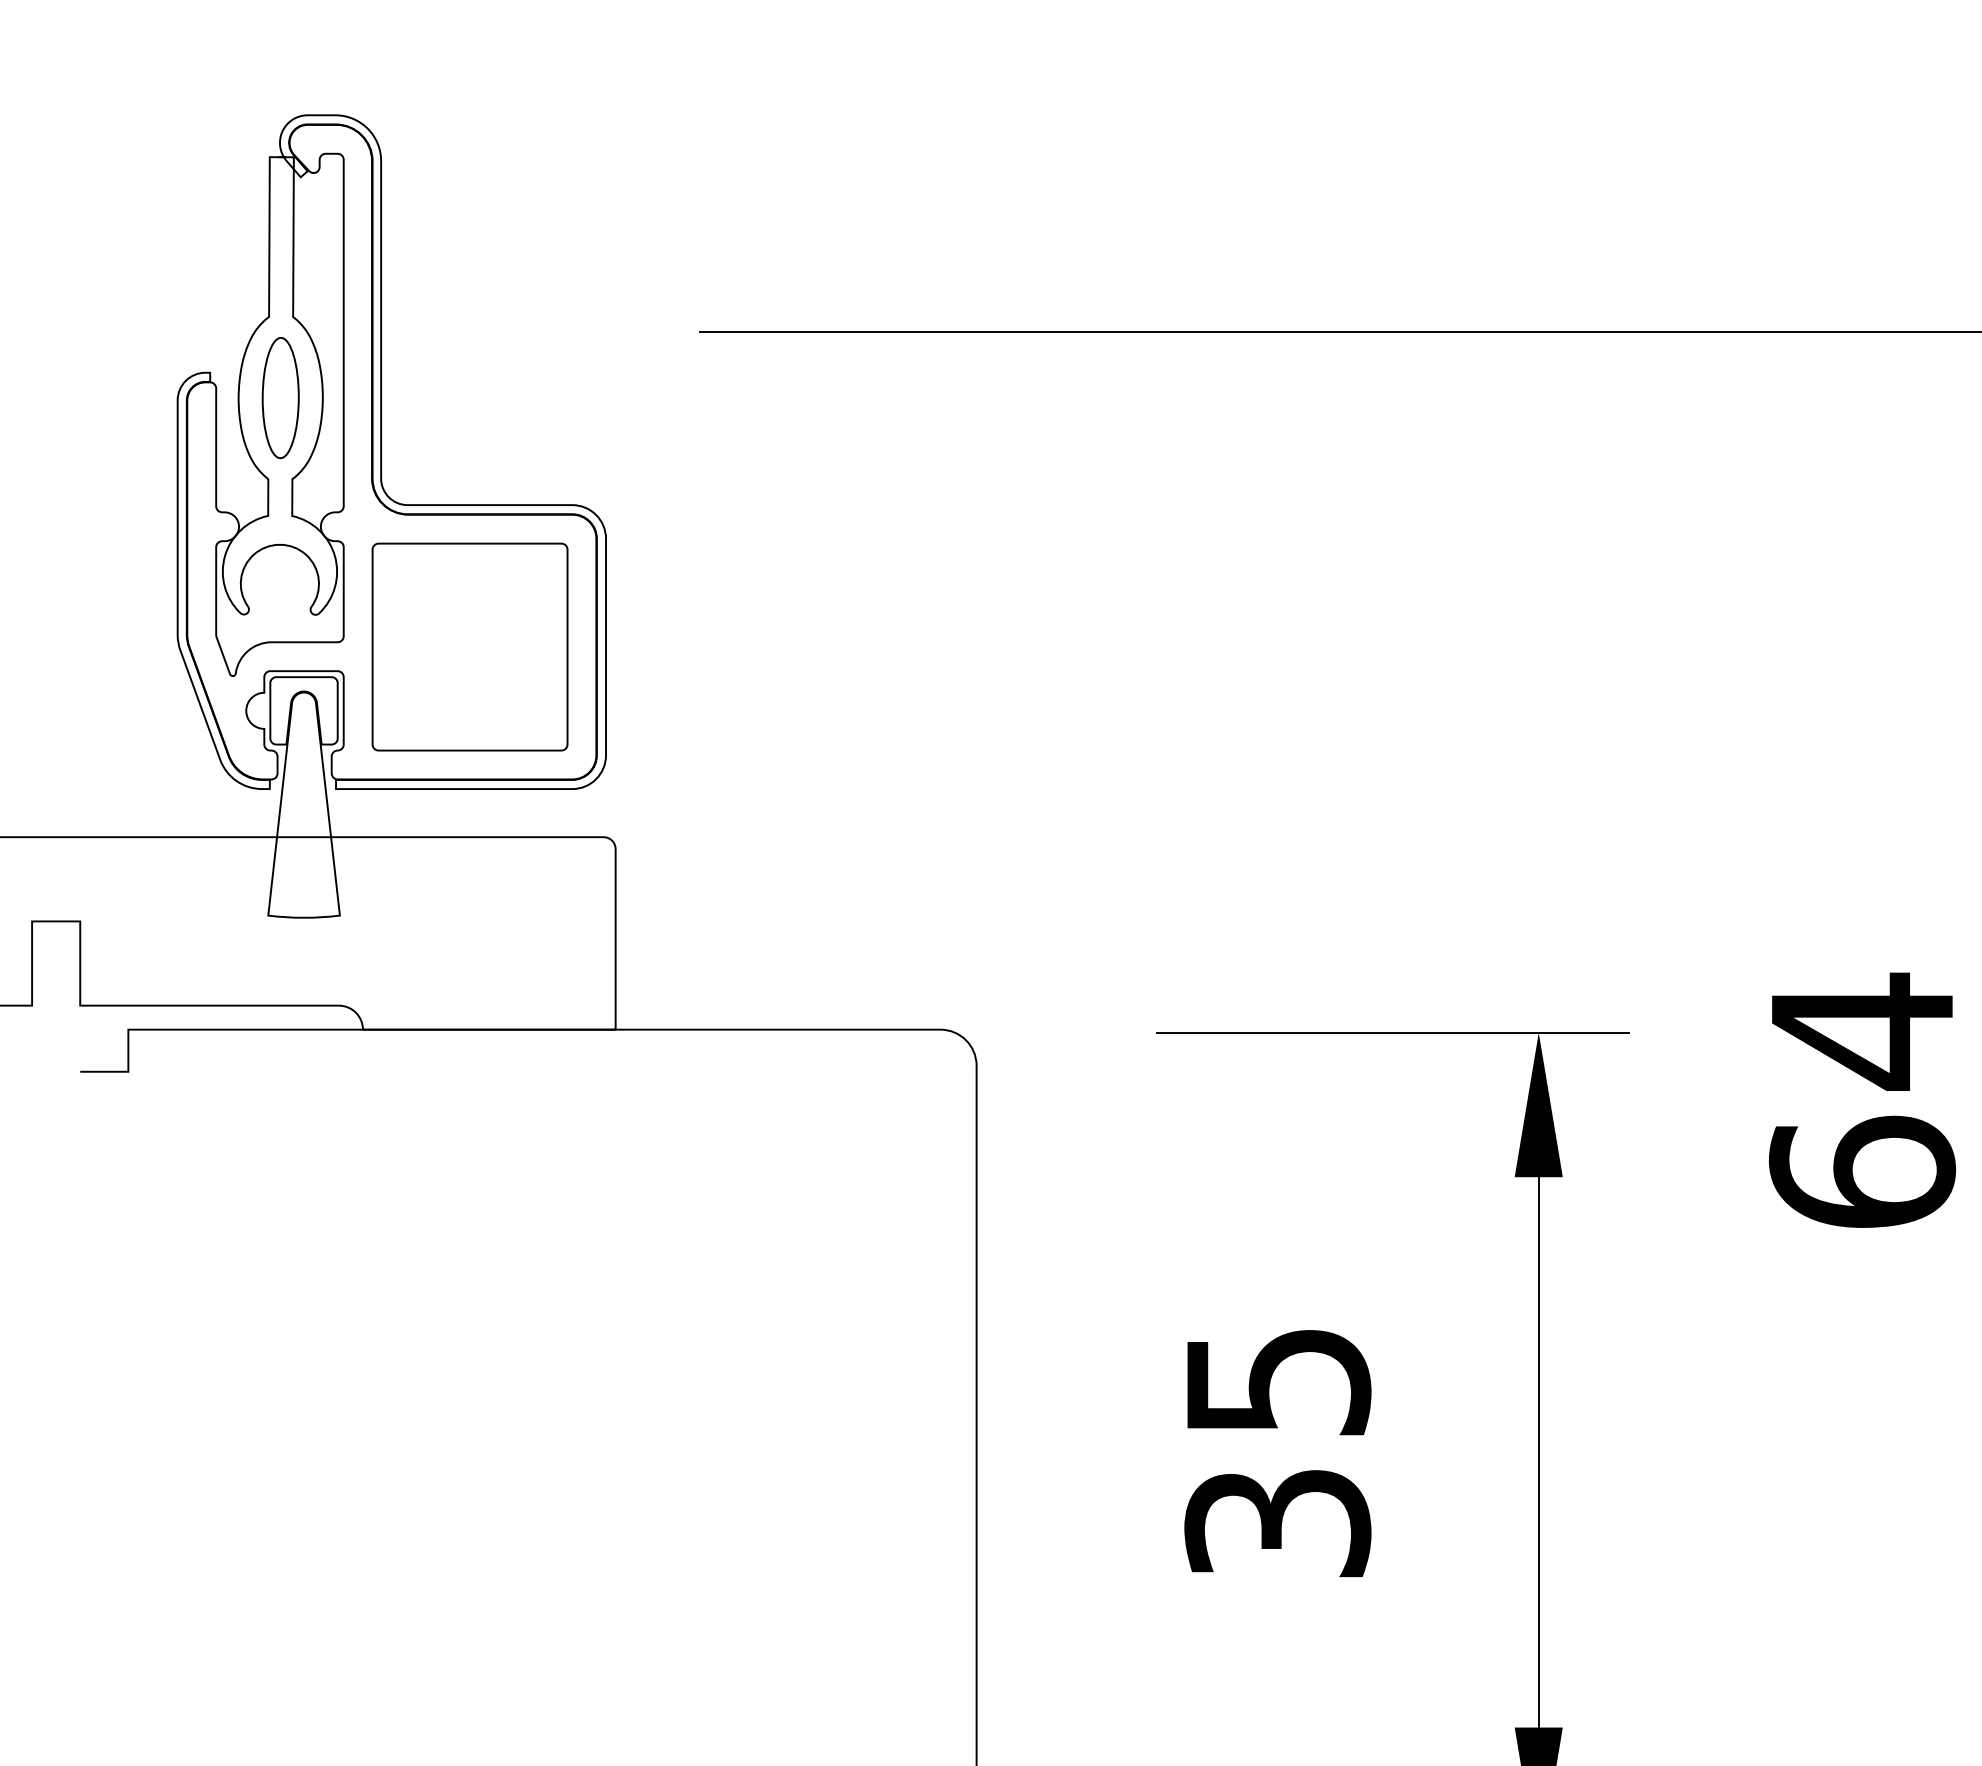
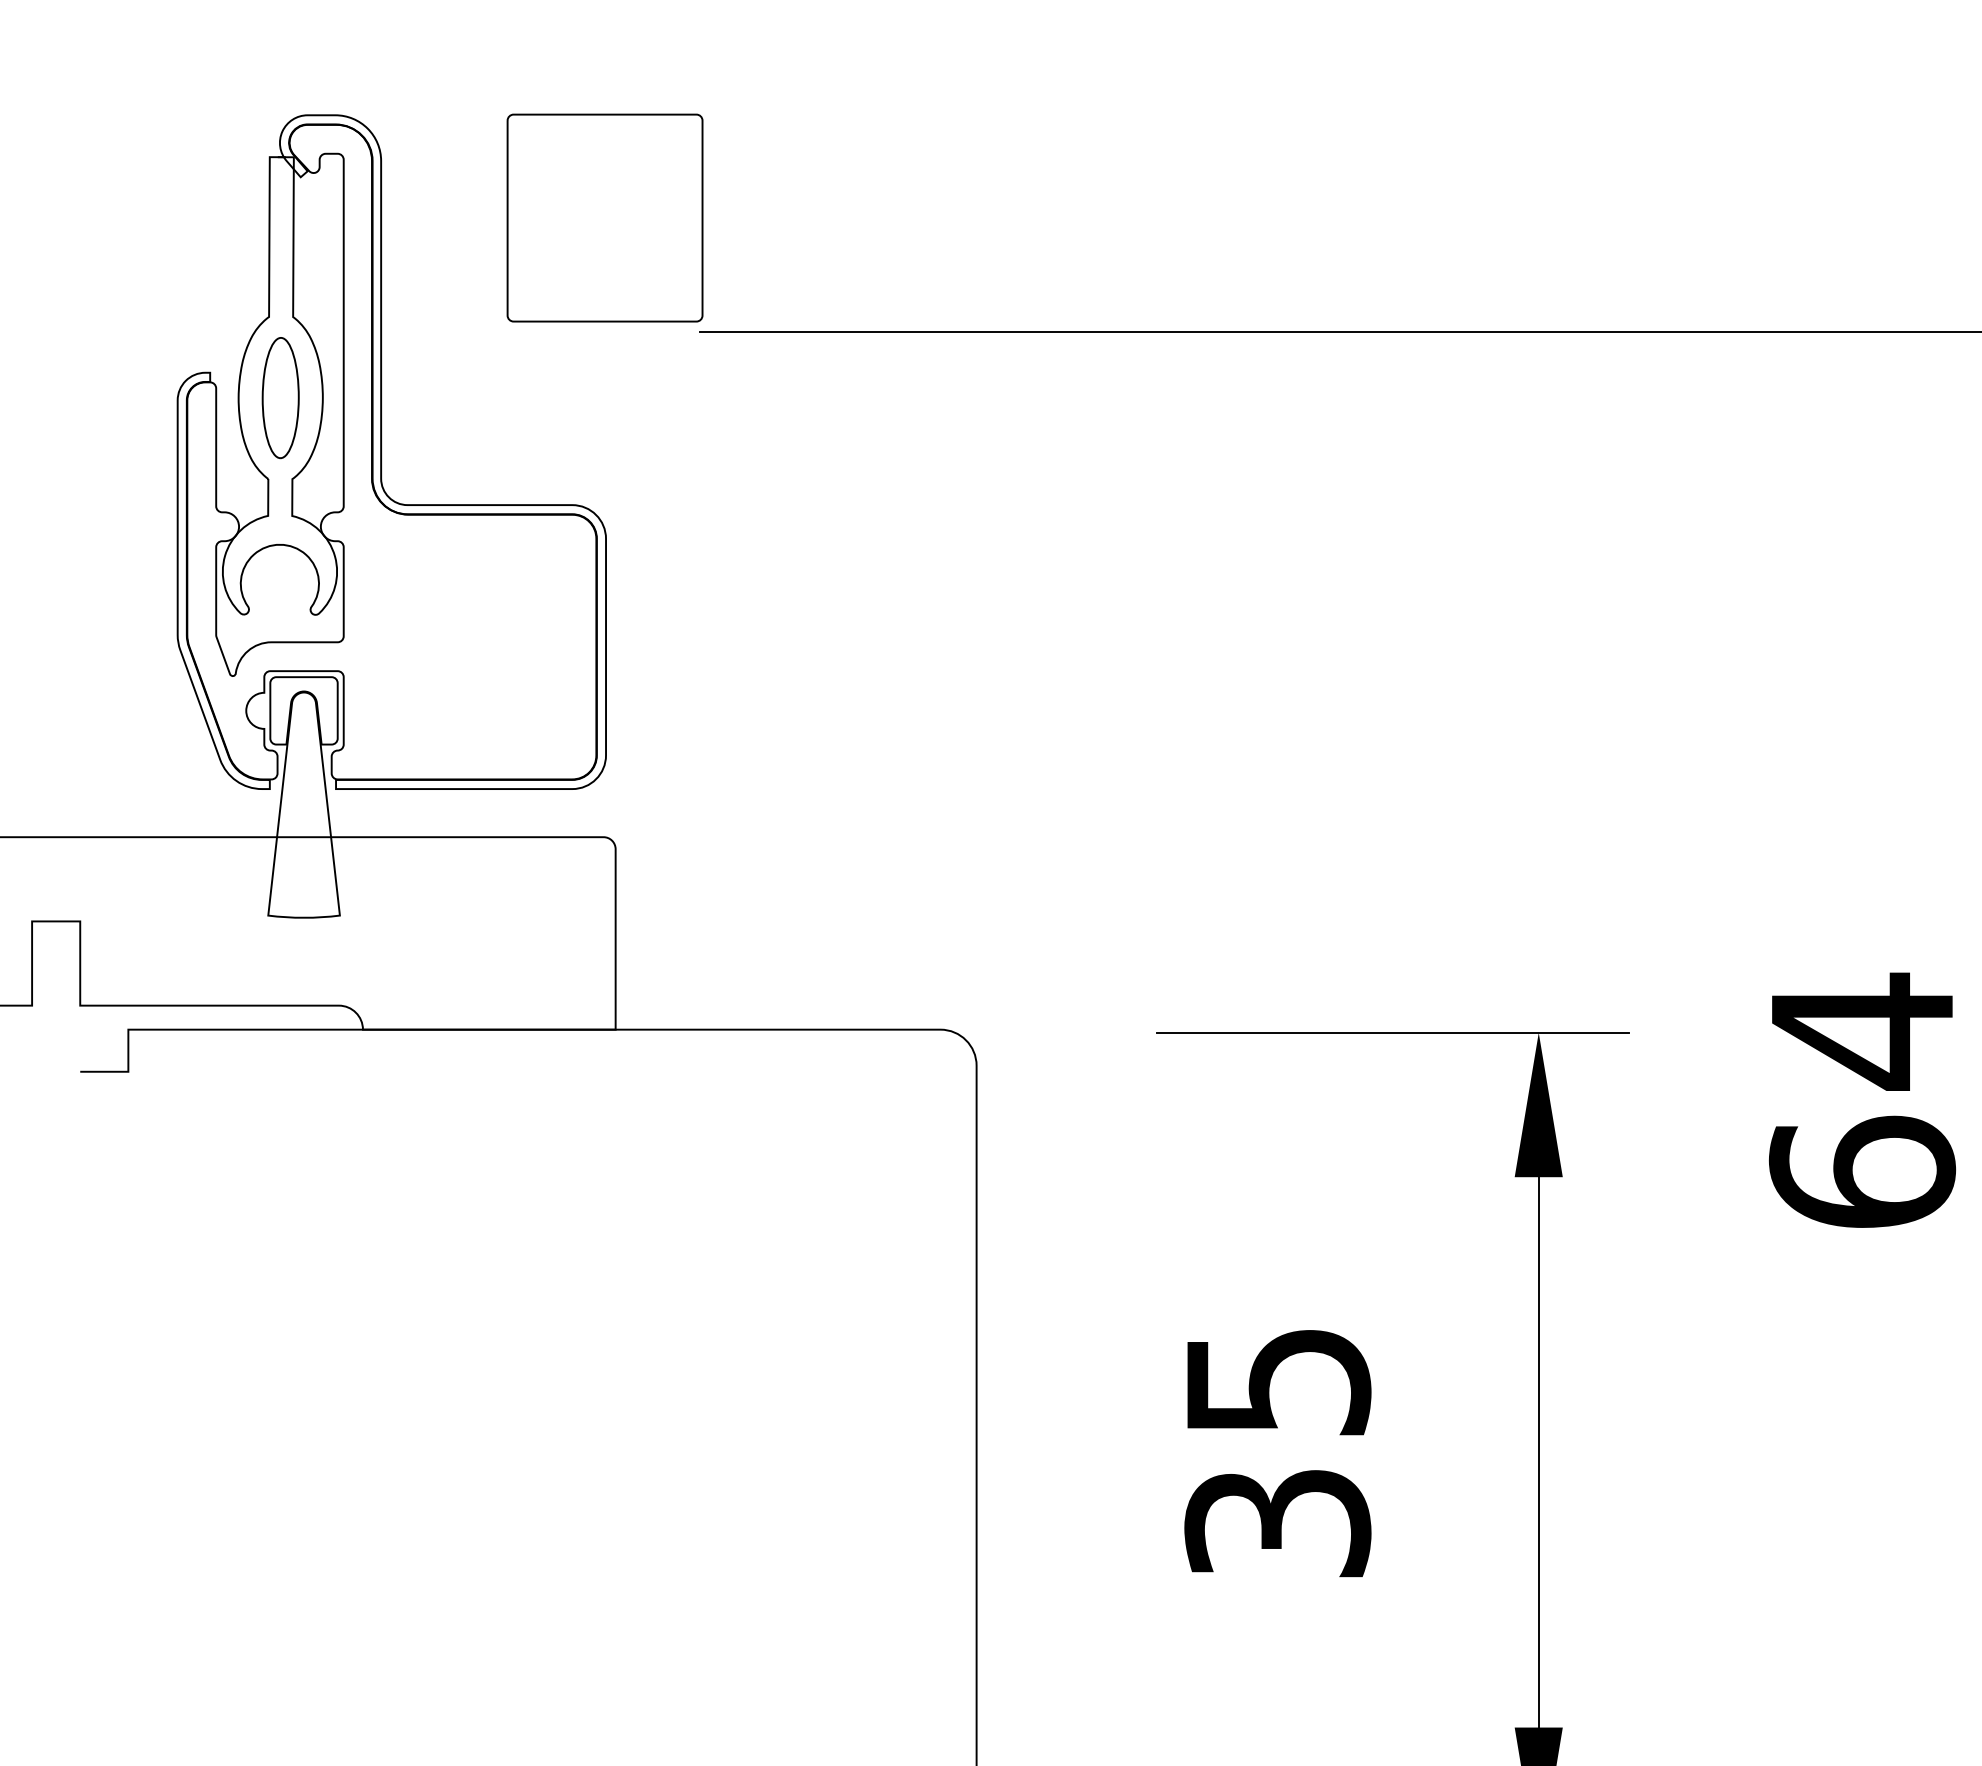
part position: (469, 646) -> (604, 217) (604, 217)
